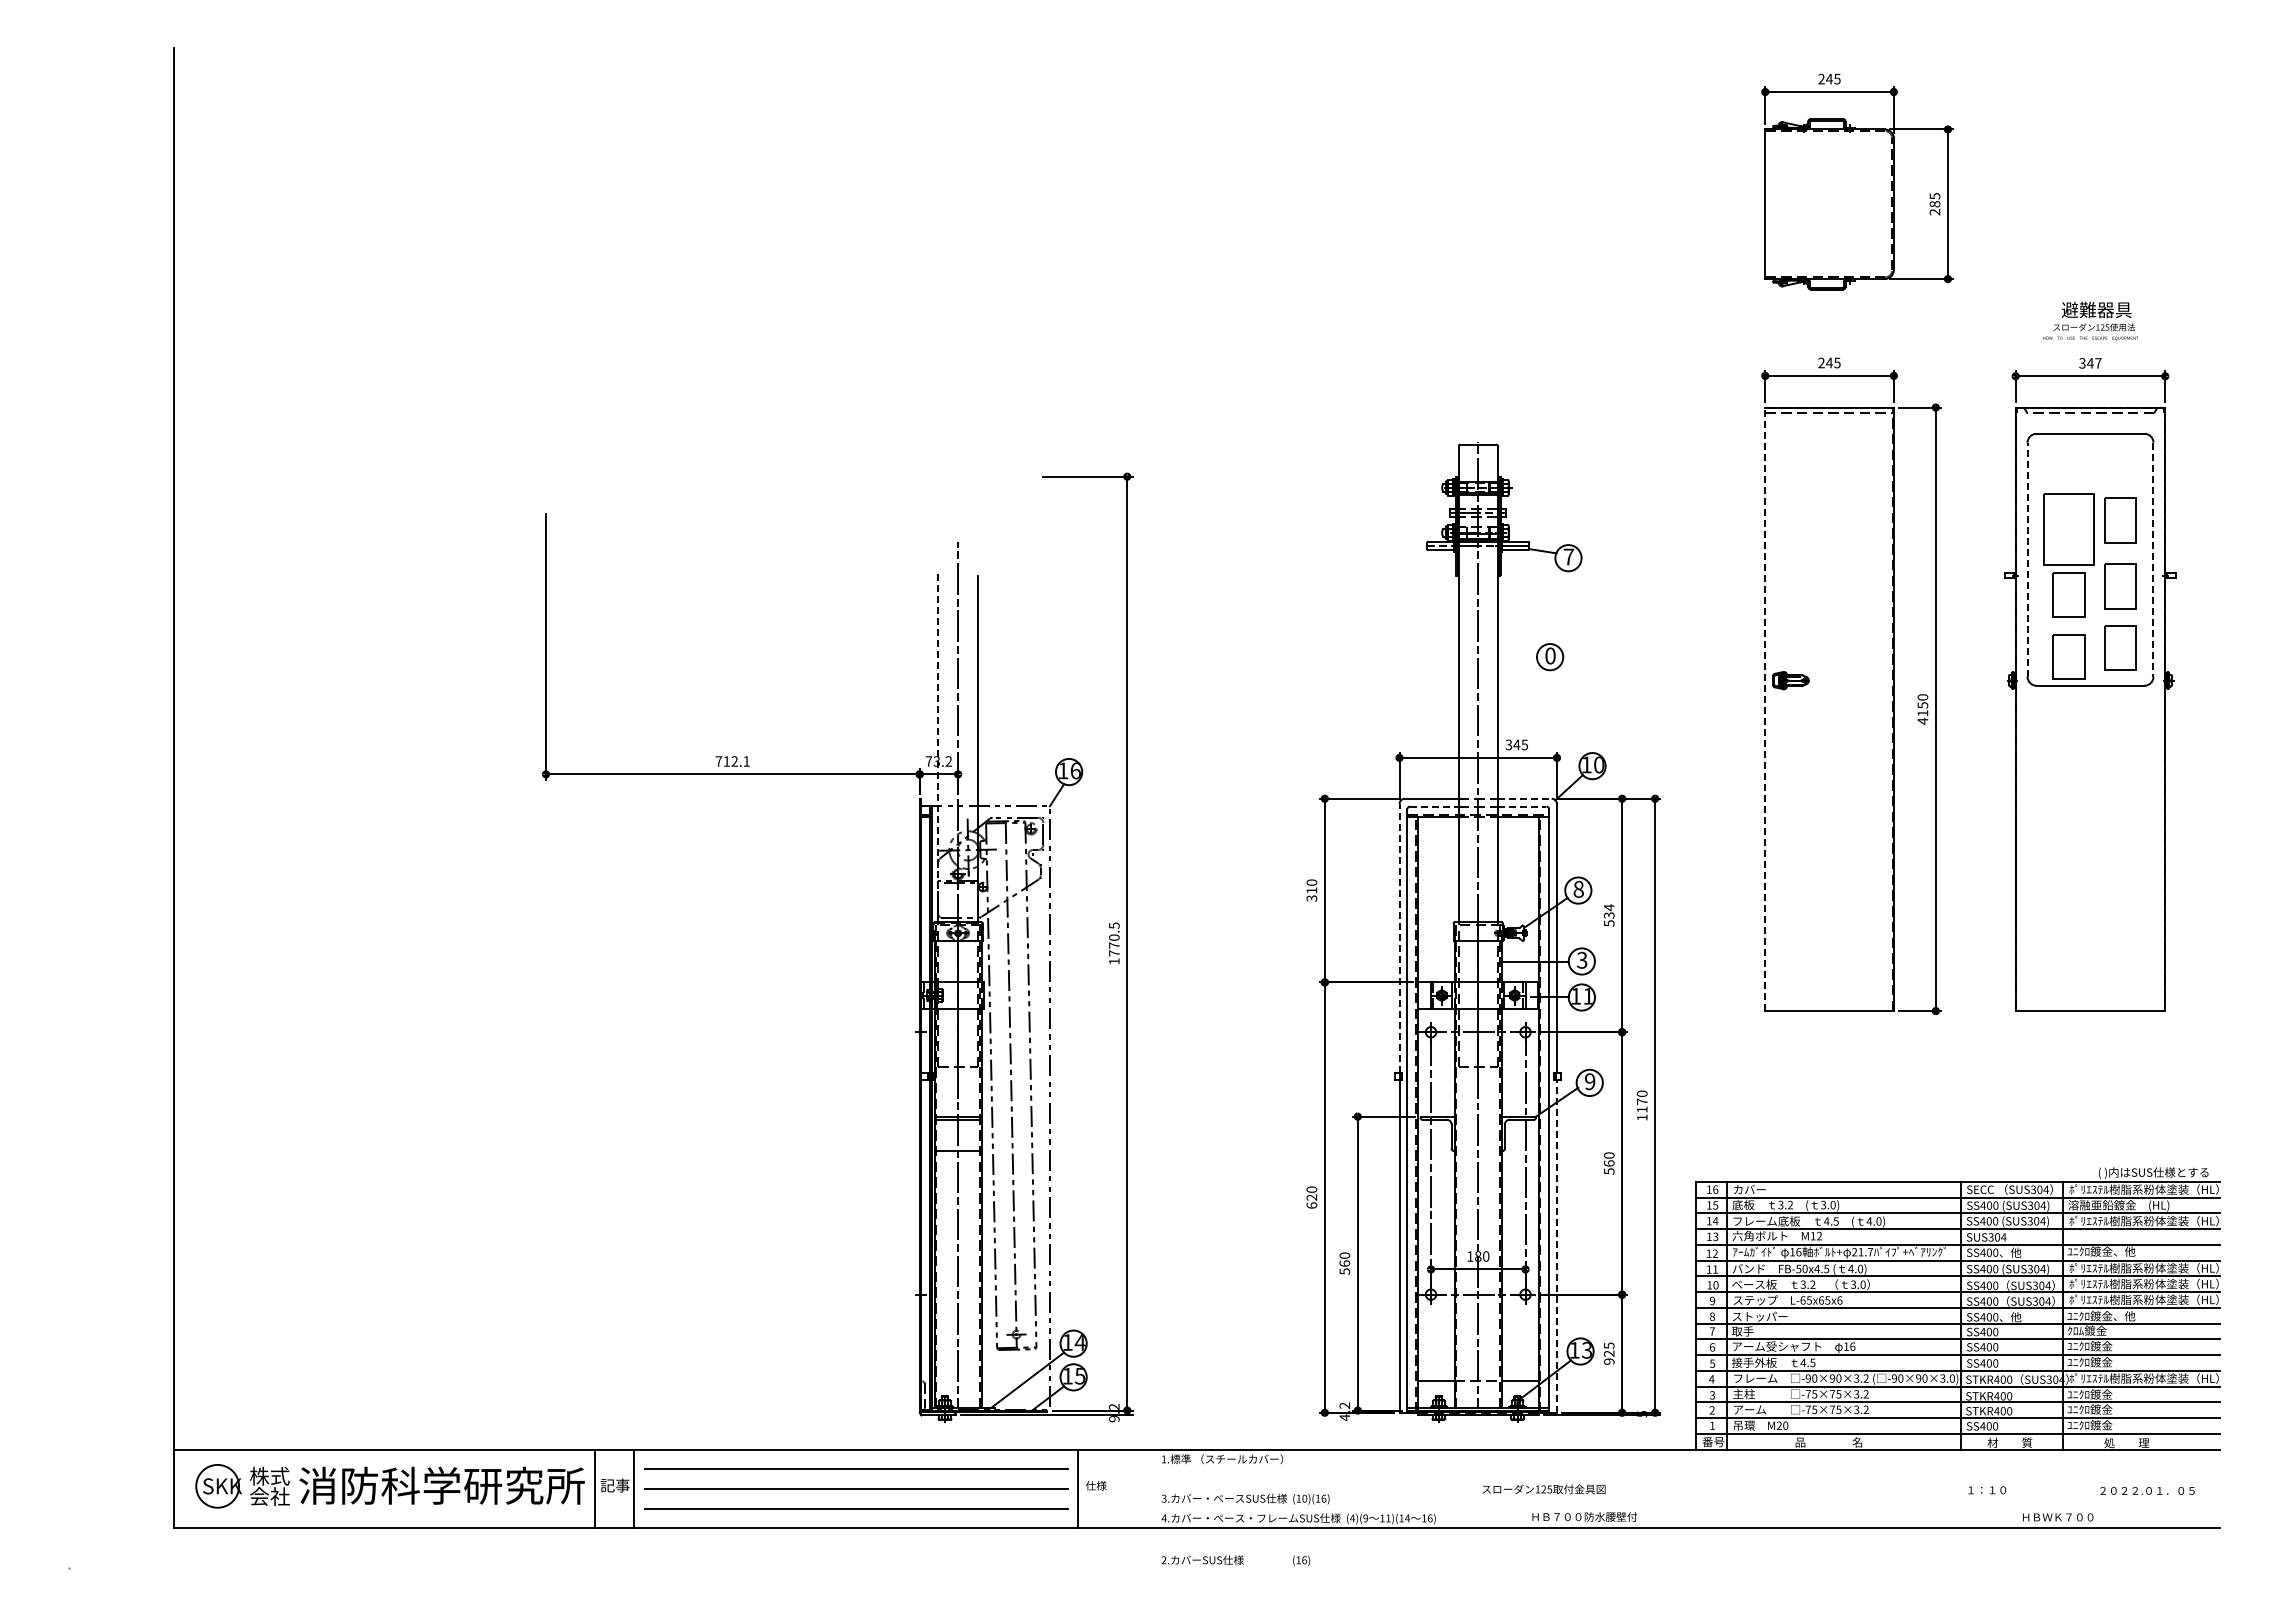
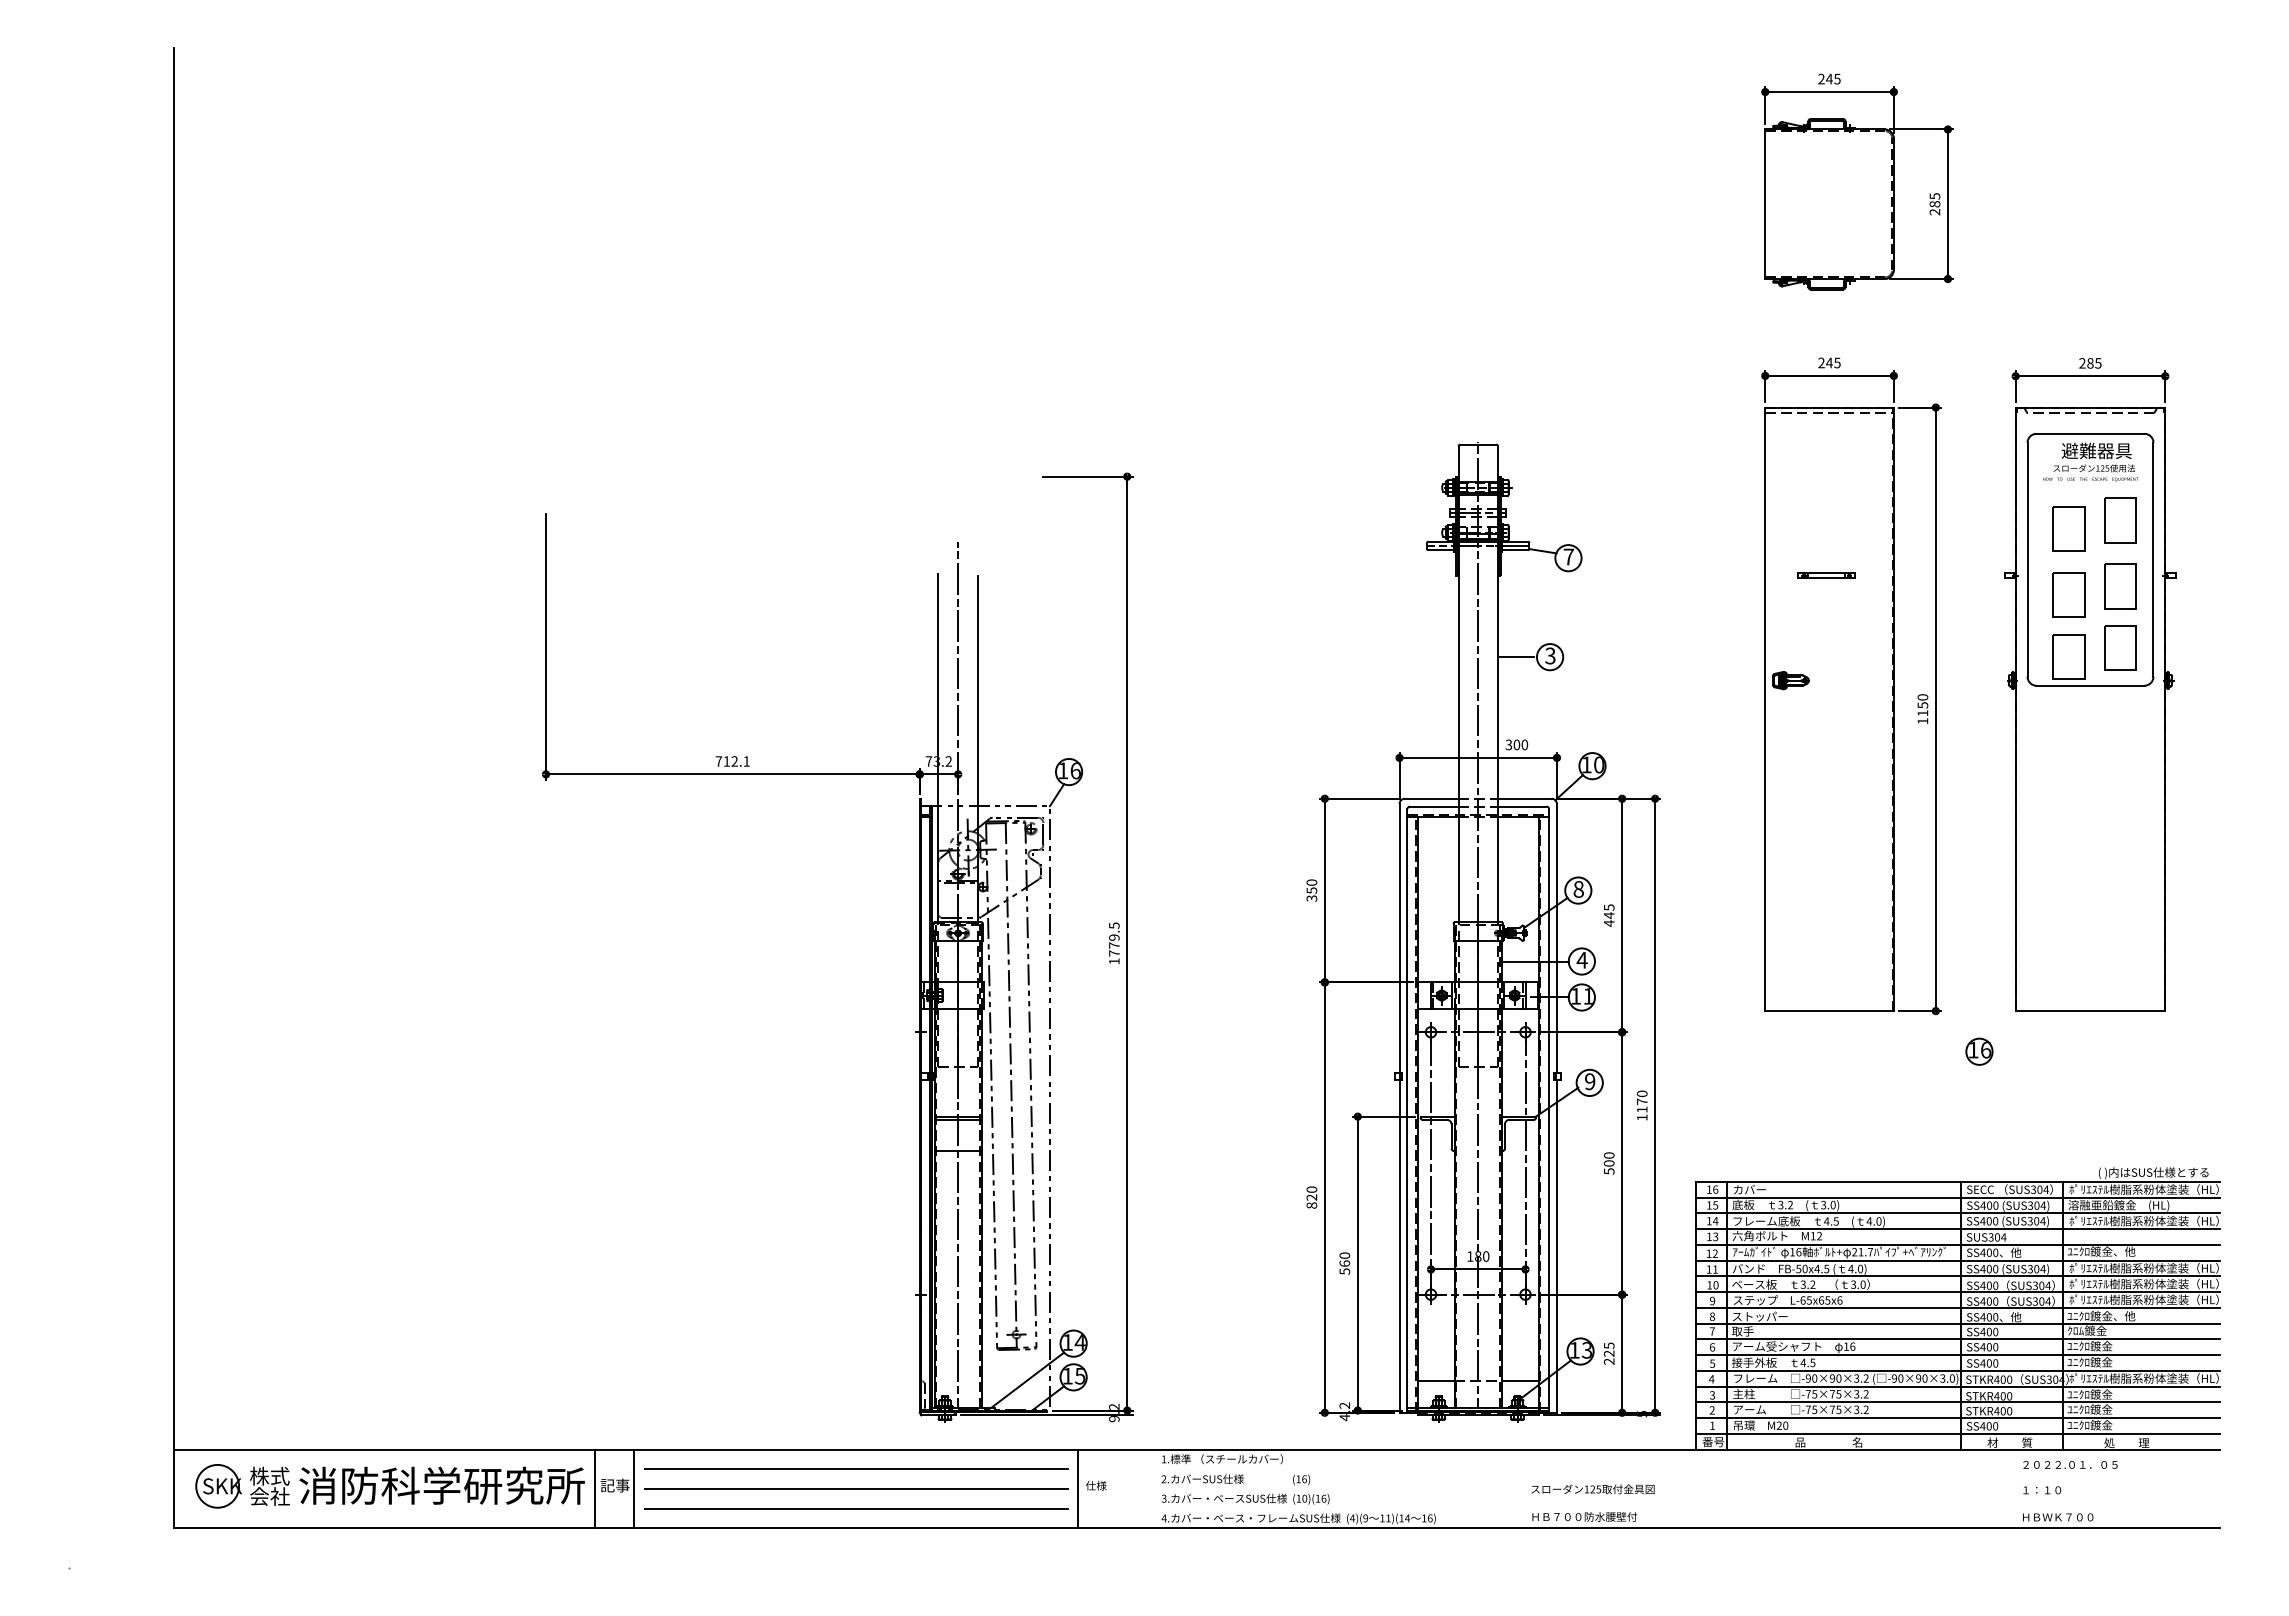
text position: (2090, 320) -> (2090, 461) (2090, 461)
text: 347 -> 285 (2090, 363)
part size: 52x73 px -> 34x46 px (2068, 528)
line: dashed -> solid (2027, 559)
line: dashed -> solid (2153, 560)
part: none -> present (1826, 575)
text: 0 -> 3 (1550, 655)
line: none -> present (1515, 657)
line: dashed -> solid (1765, 709)
text: 4150 -> 1150 (1922, 720)
text: 345 -> 300 (1520, 744)
line: dashed -> solid (938, 747)
line: dashed -> solid (1524, 798)
line: dashed -> solid (1434, 806)
line: dashed -> solid (1522, 806)
text: 310 -> 350 (1311, 890)
text: 534 -> 445 (1608, 915)
text: 1770.5 -> 1779.5 (1114, 937)
line: dashed -> solid (1399, 938)
text: 3 -> 4 (1581, 959)
part: none -> present (1979, 1051)
text: 560 -> 500 (1608, 1163)
text: 620 -> 820 (1311, 1205)
line: dashed -> solid (1556, 1246)
text: 925 -> 225 (1609, 1361)
text position: (1543, 1489) -> (1592, 1489) (1592, 1489)
text position: (1987, 1490) -> (2042, 1490) (2042, 1490)
text position: (2147, 1490) -> (2070, 1464) (2070, 1464)
text position: (1235, 1560) -> (1235, 1479) (1235, 1479)
